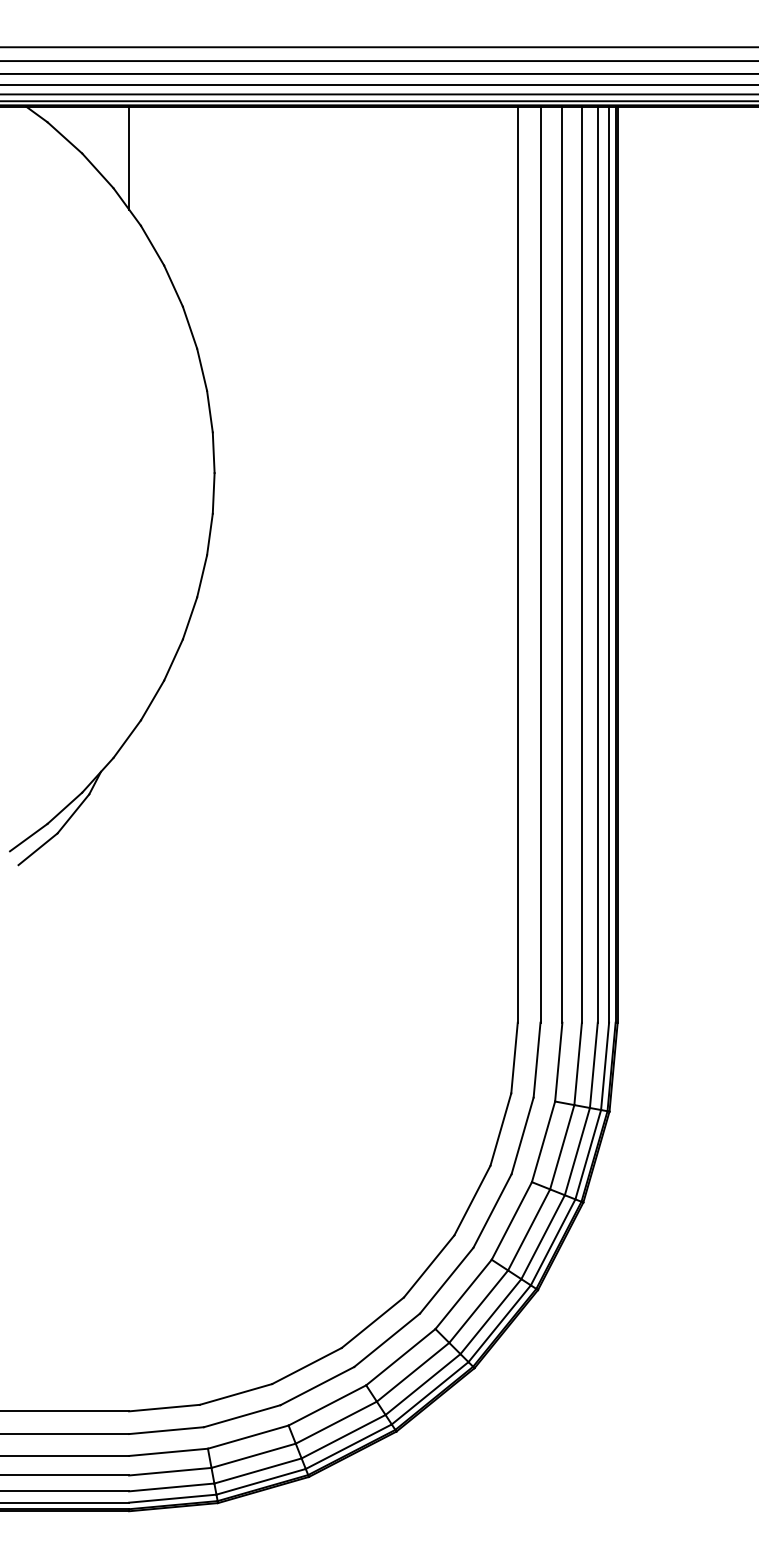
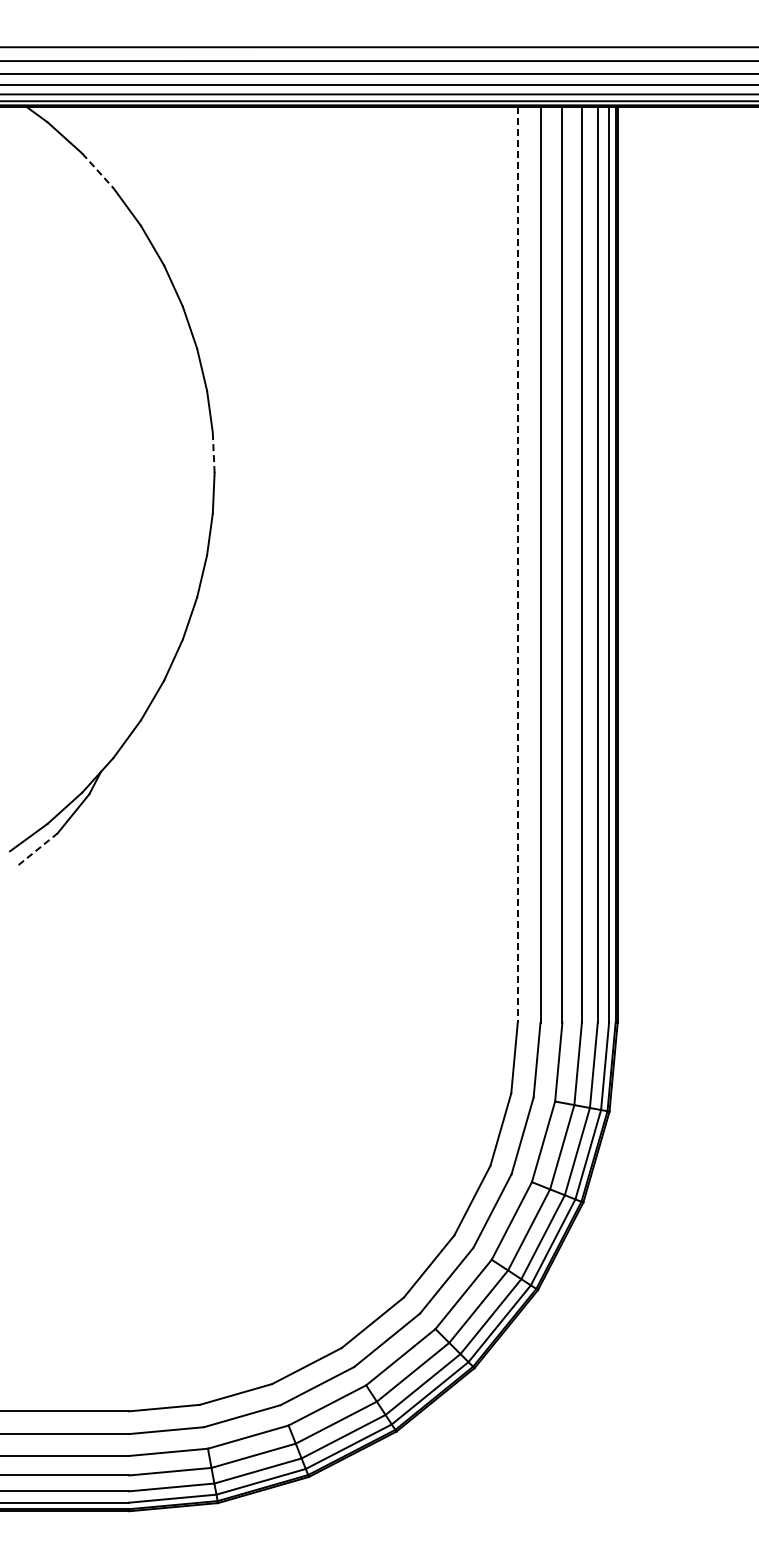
line: present -> none (129, 157)
line: solid -> dashed (98, 171)
line: solid -> dashed (213, 452)
line: solid -> dashed (517, 565)
line: solid -> dashed (38, 848)
